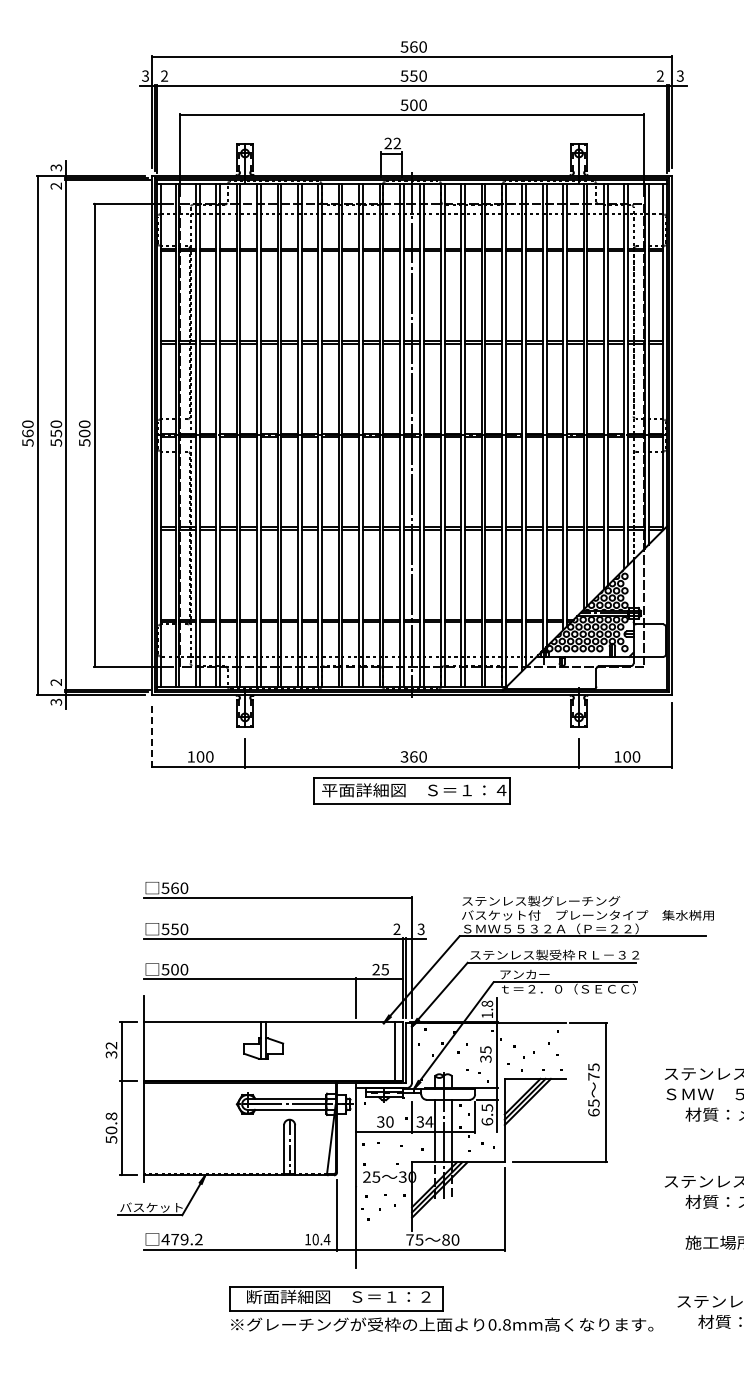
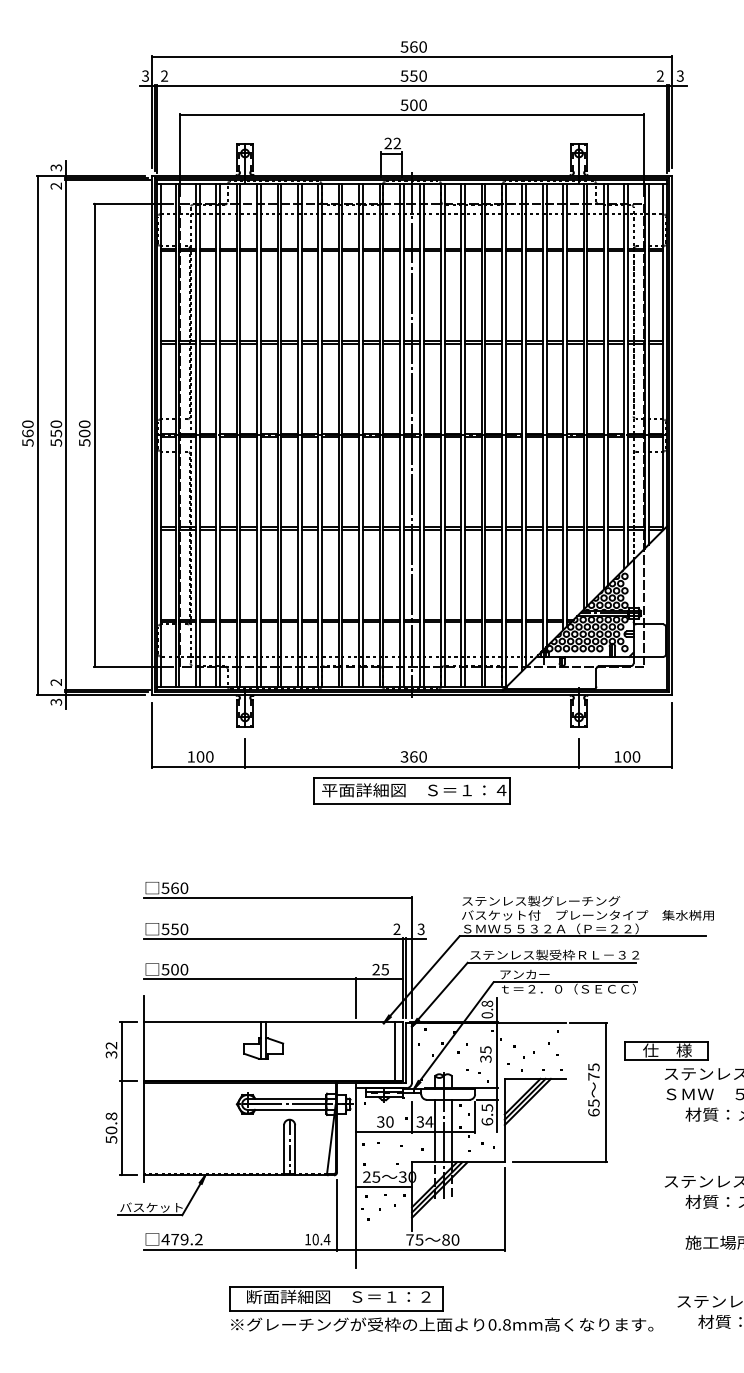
line: dashed -> solid (152, 735)
text: 1.8 -> 0.8 (487, 1015)
part: none -> present (666, 1050)
line: none -> present (384, 1186)
